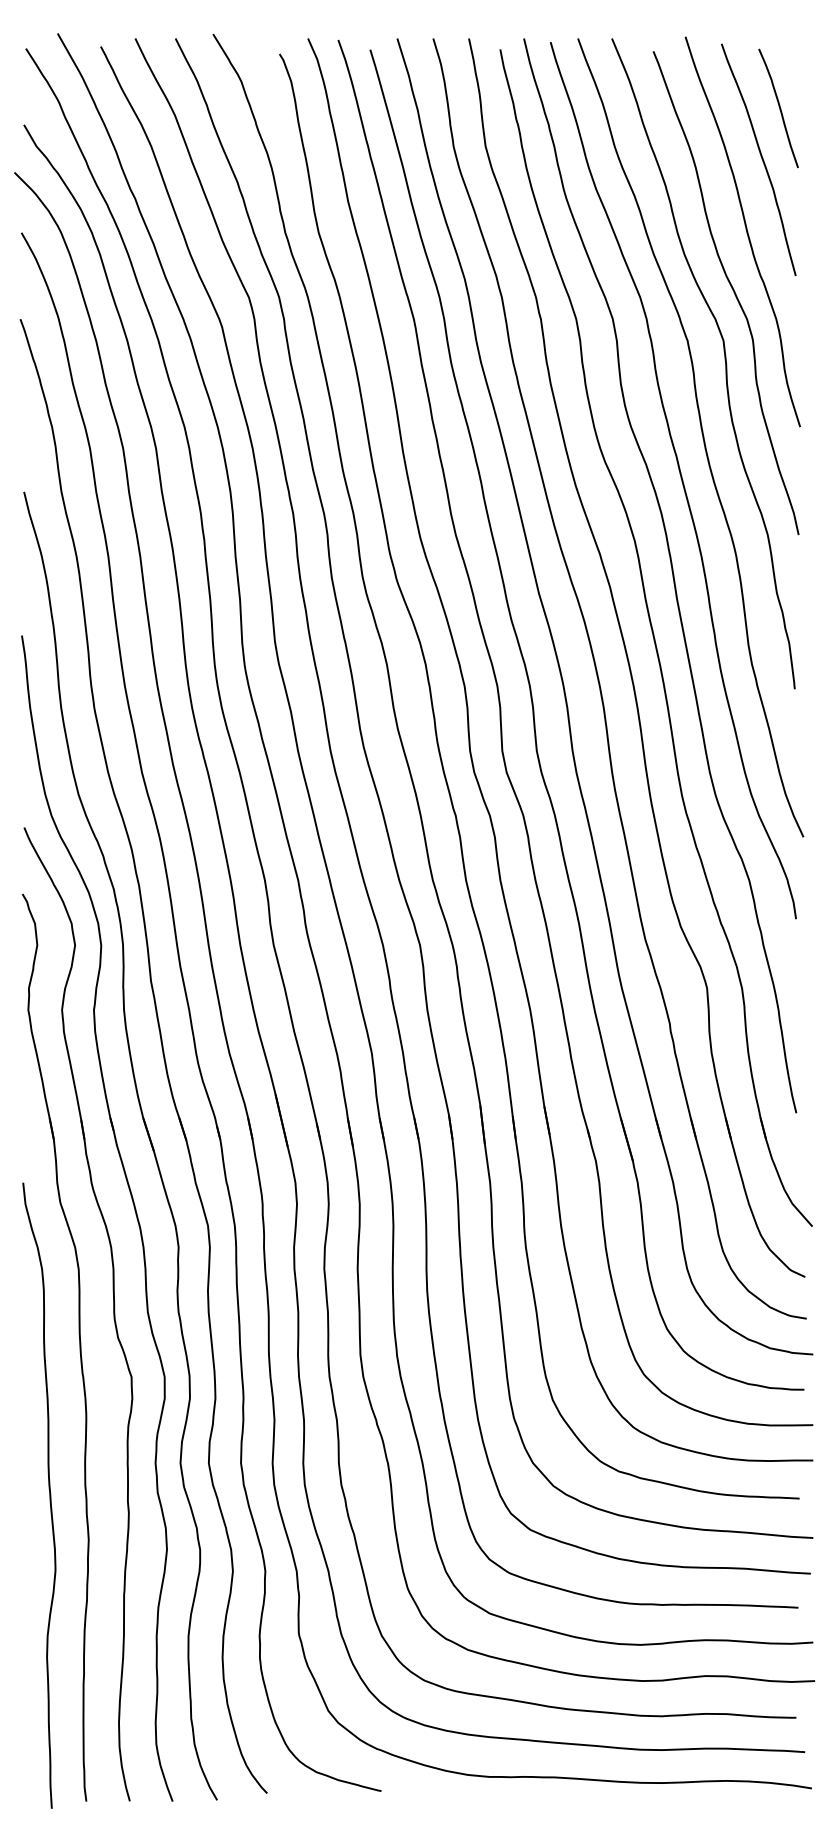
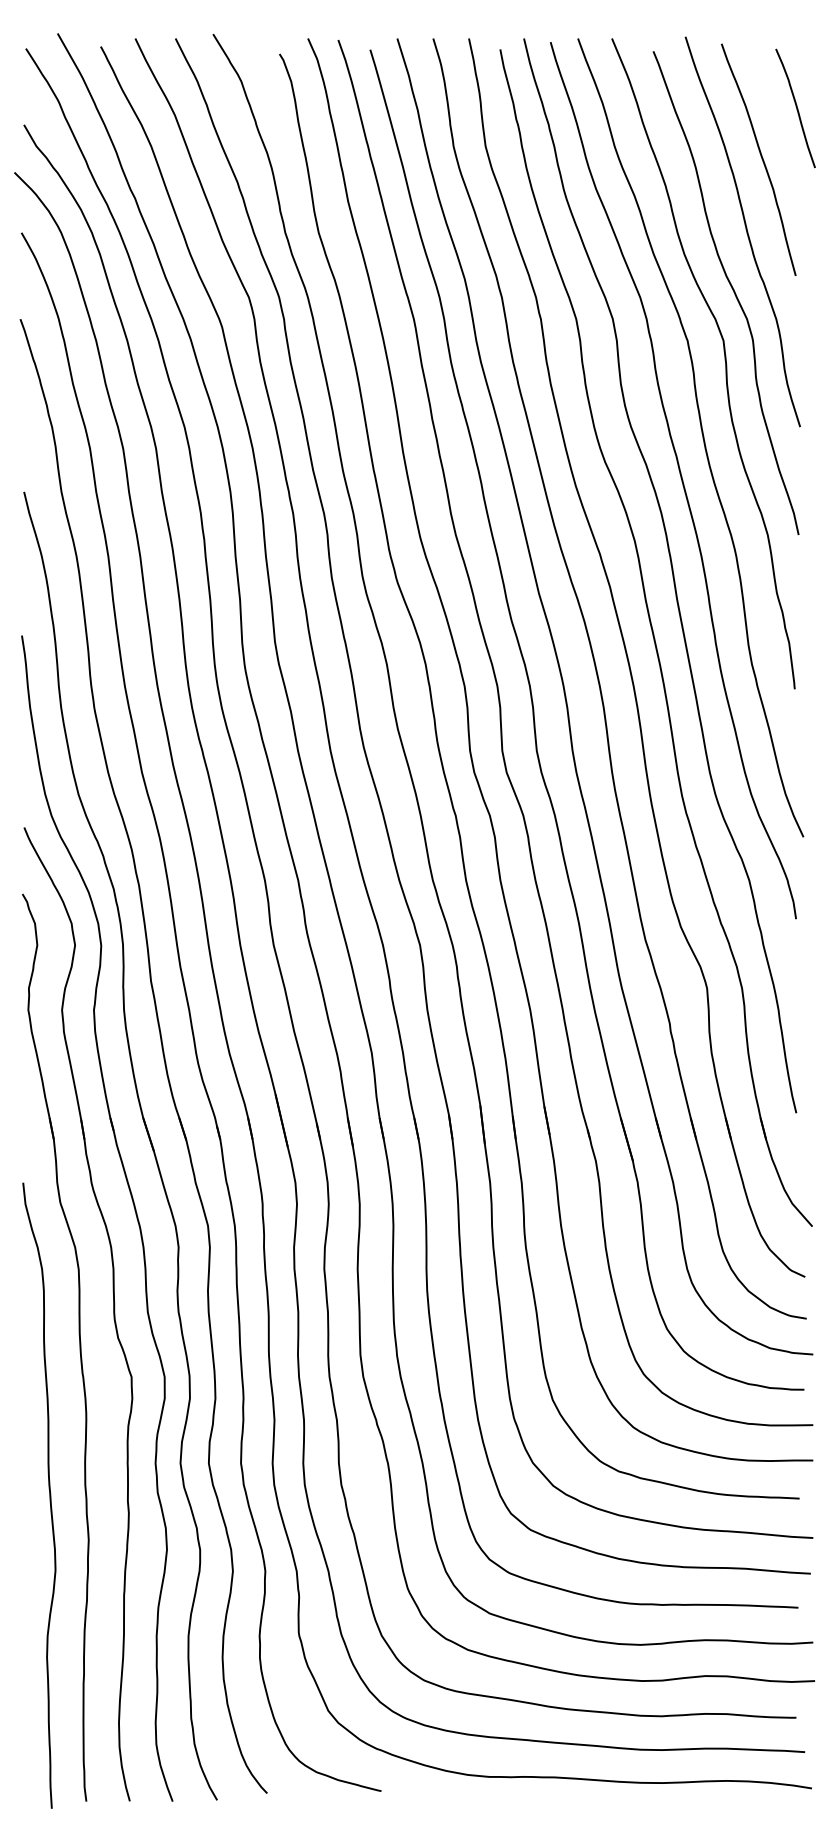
curve position: (779, 108) -> (796, 108) (796, 108)
